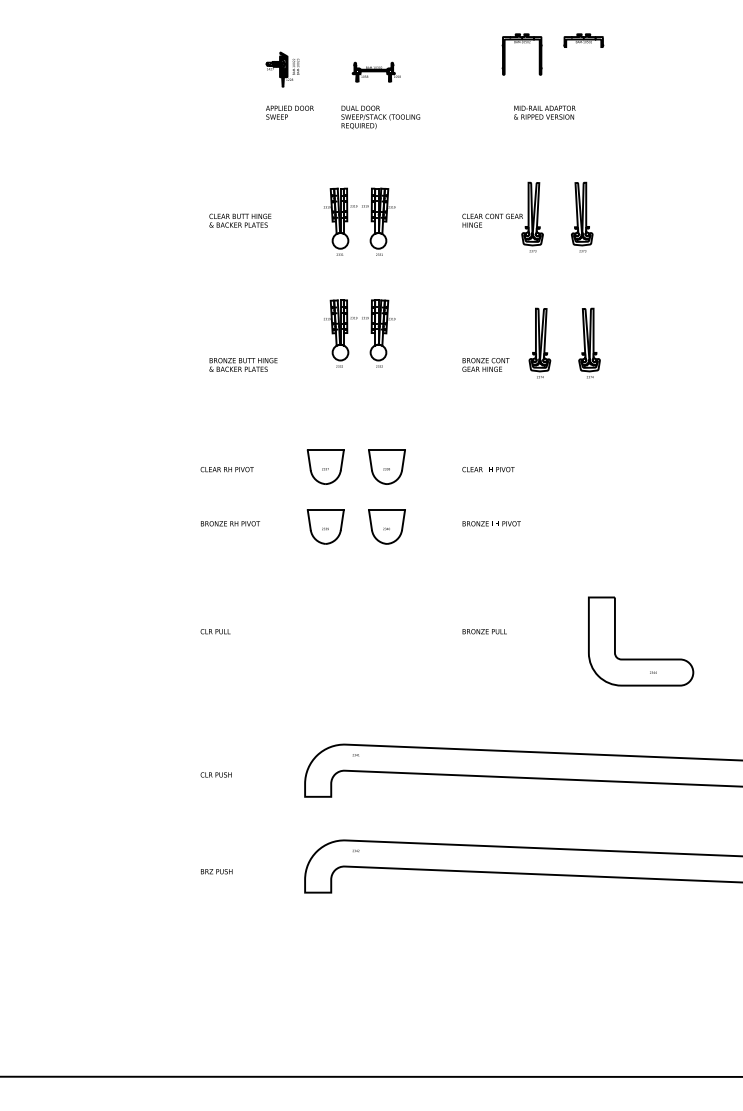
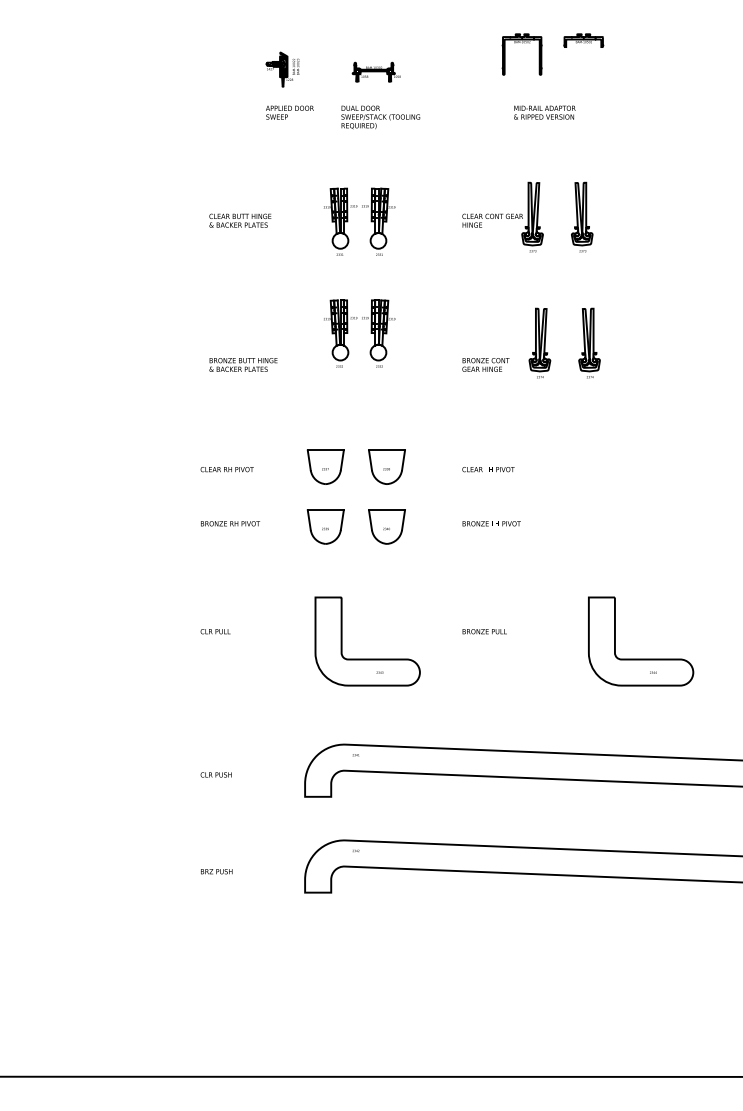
part: none -> present (367, 658)
